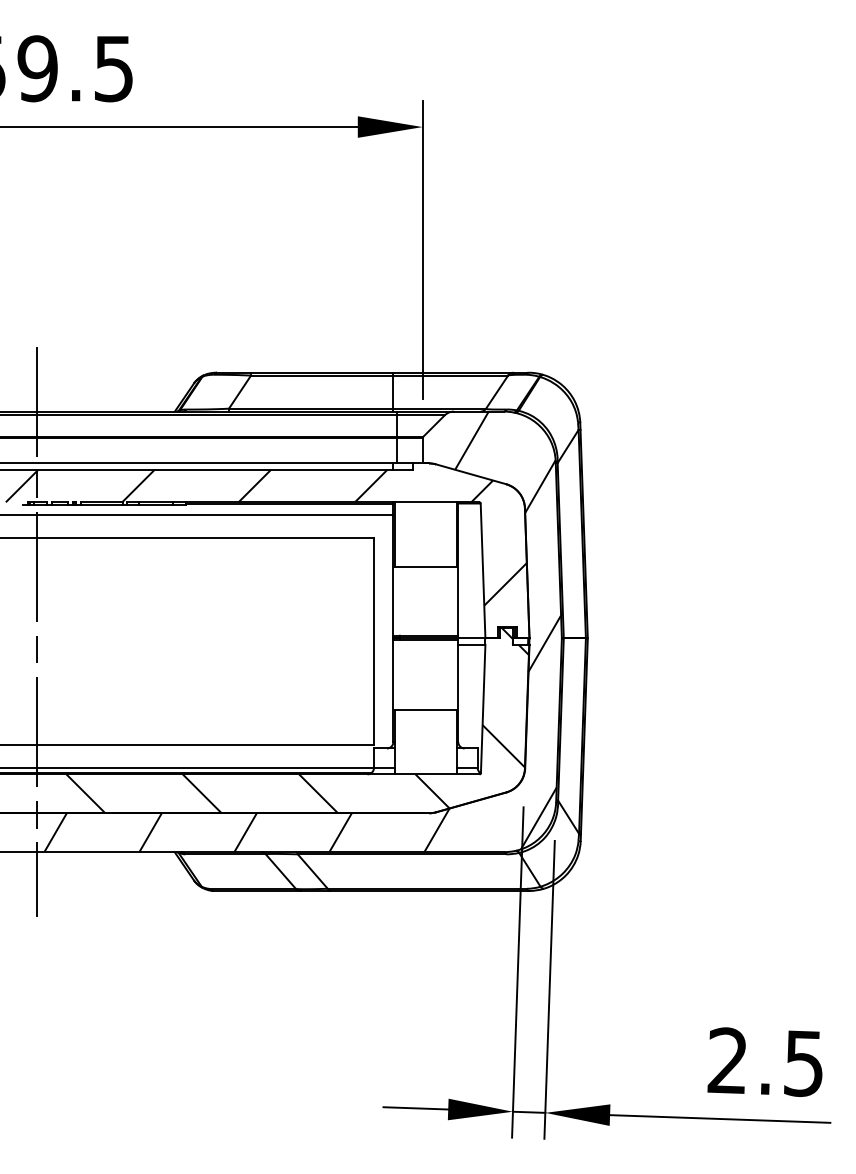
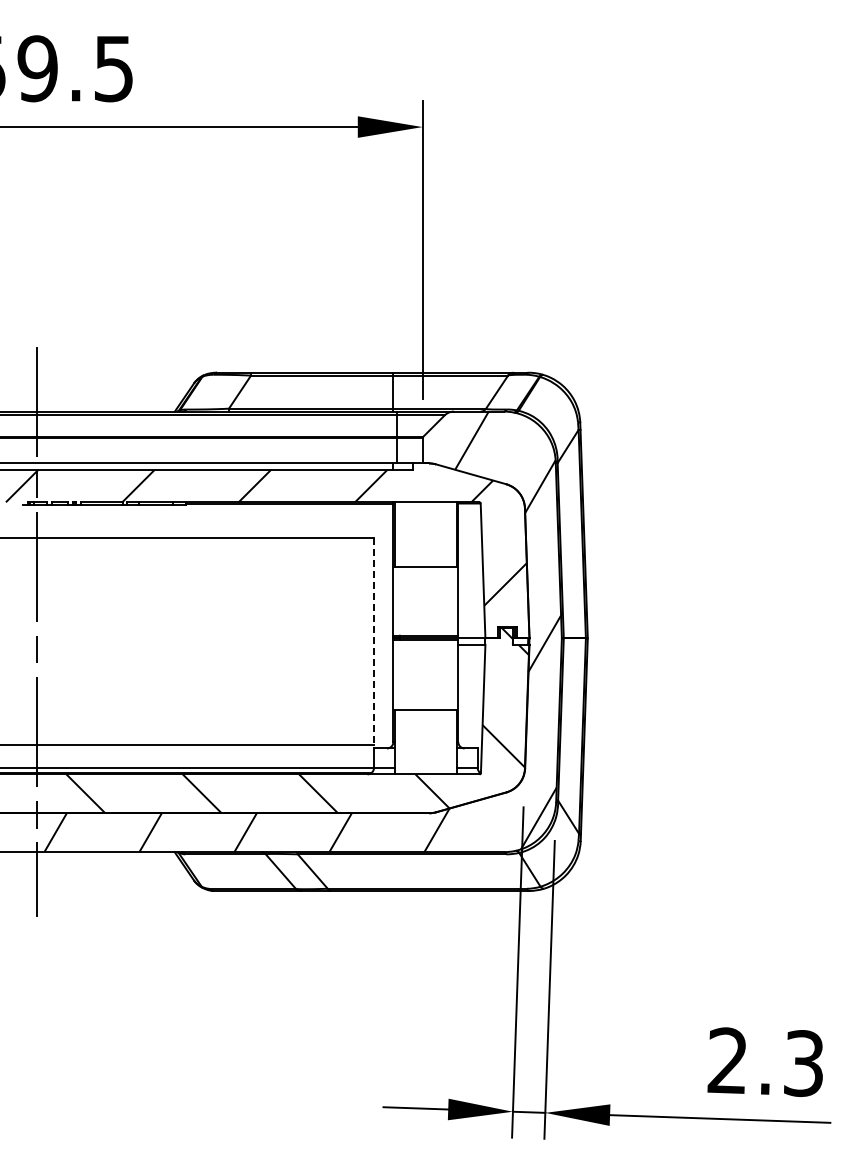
line: present -> none (197, 515)
line: solid -> dashed (374, 641)
text: 2.5 -> 2.3 (803, 1063)
